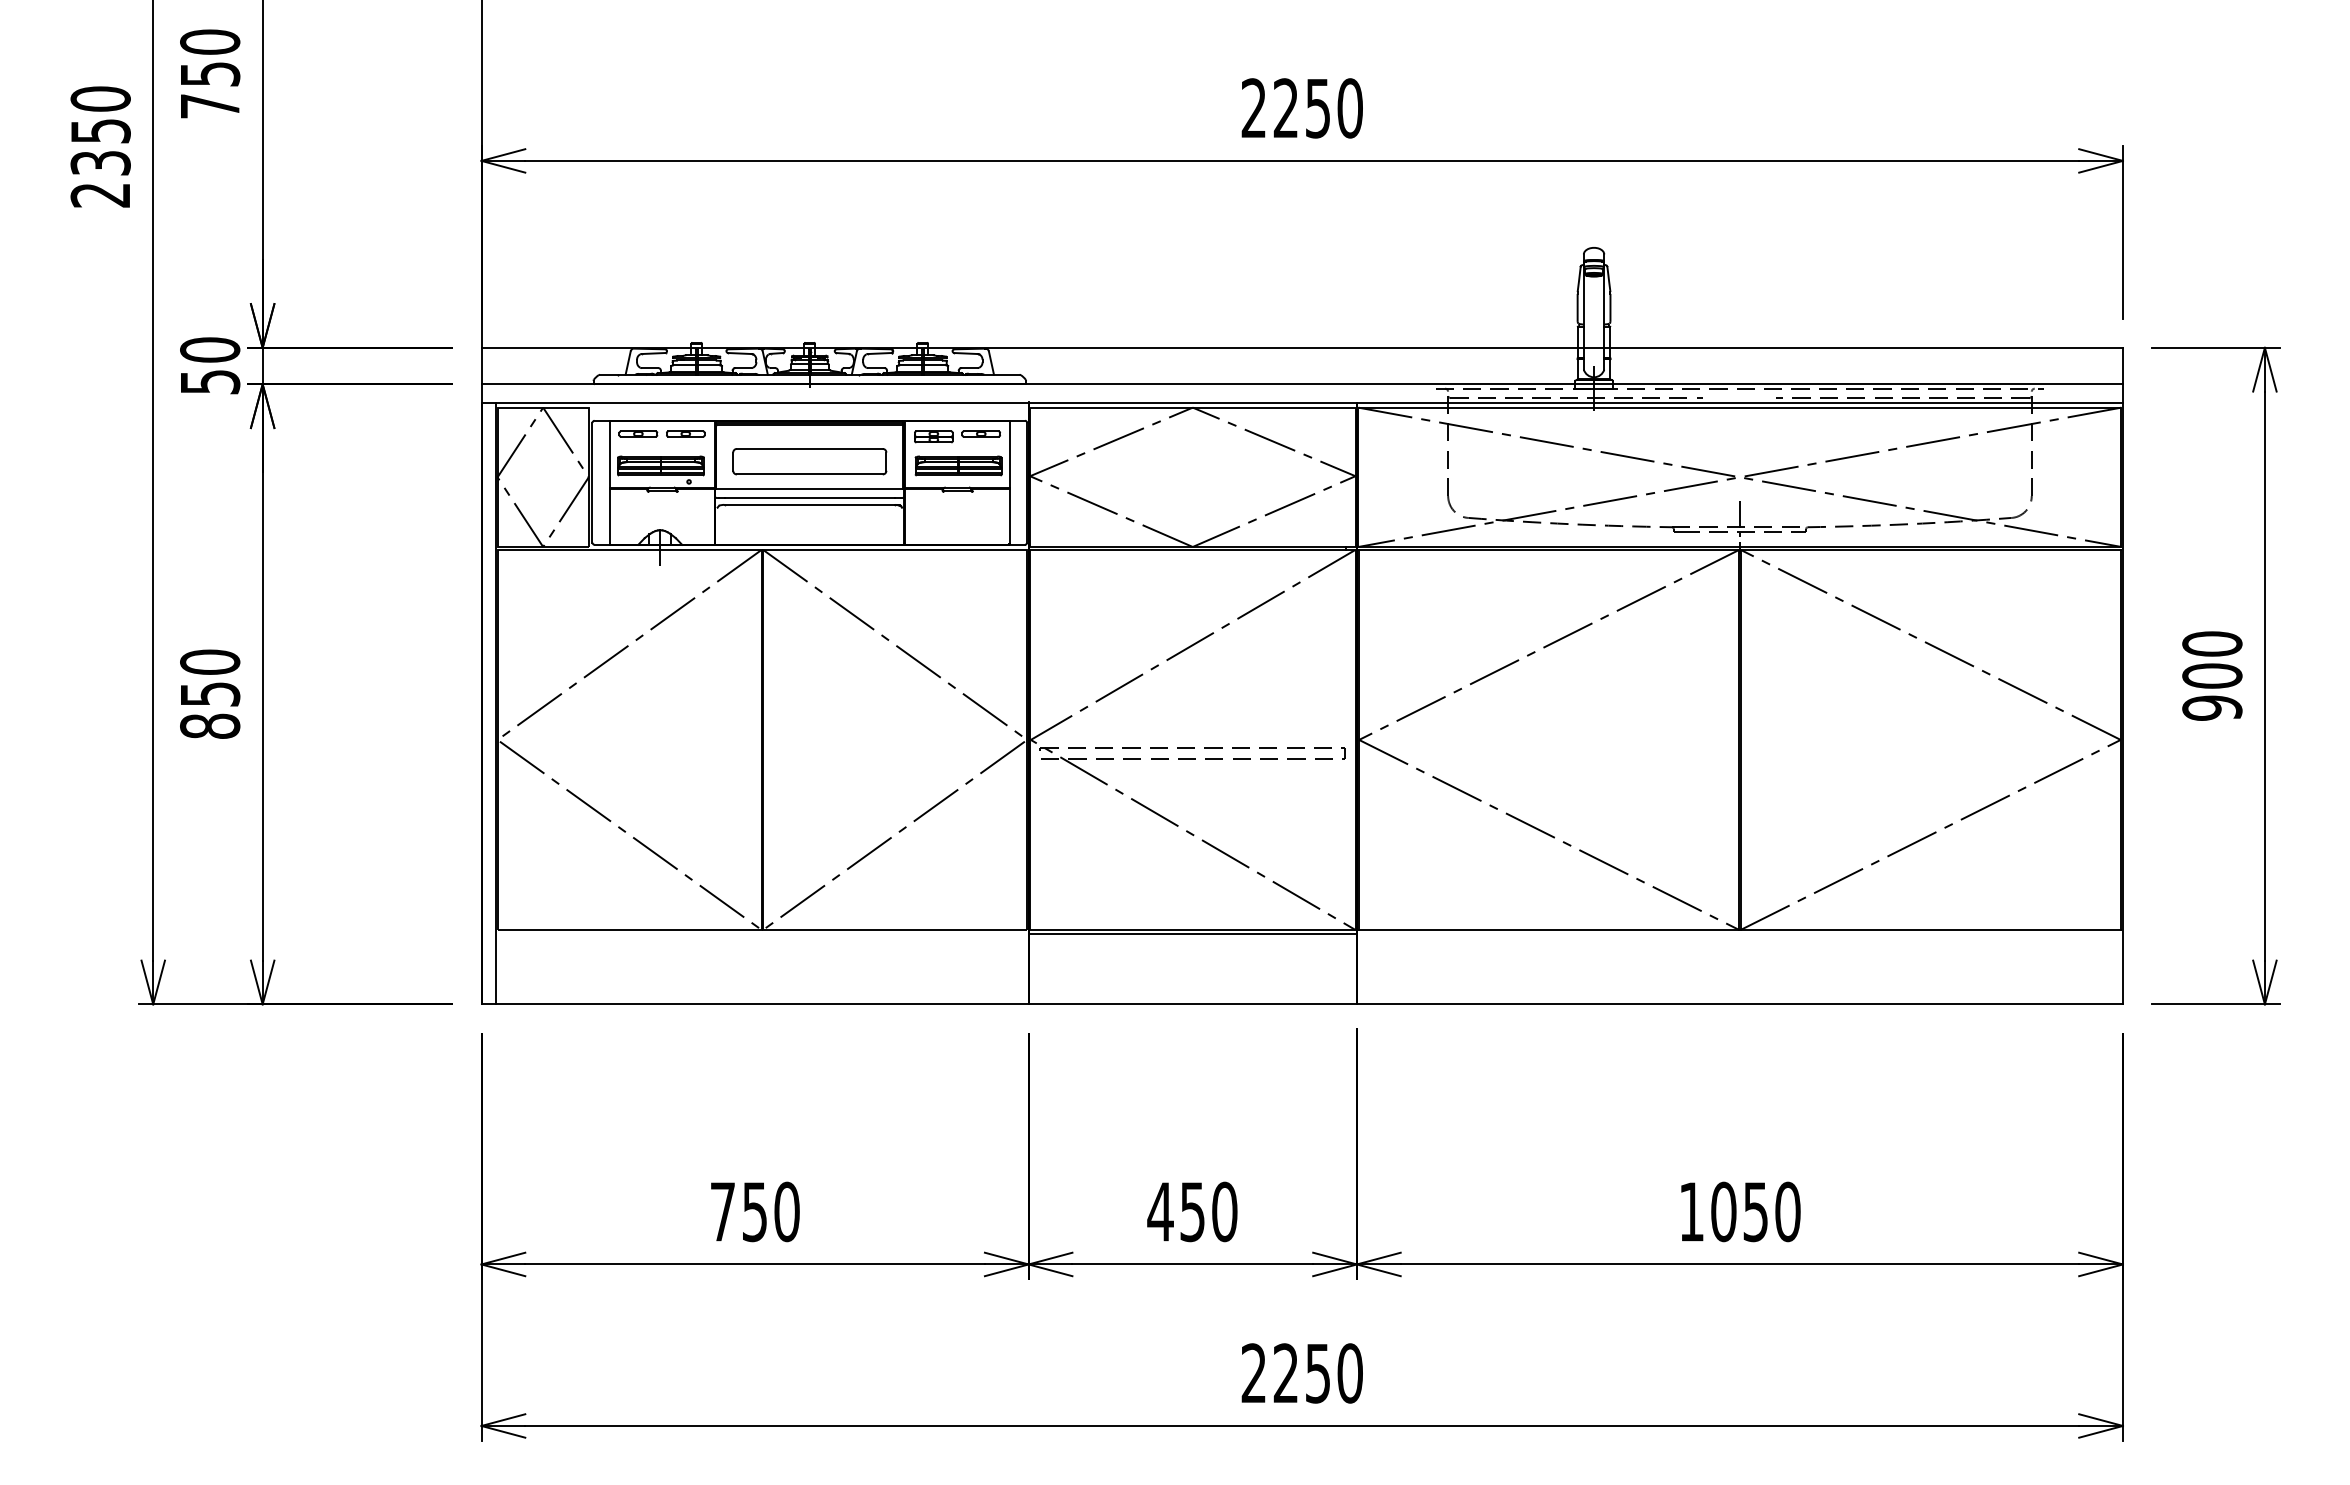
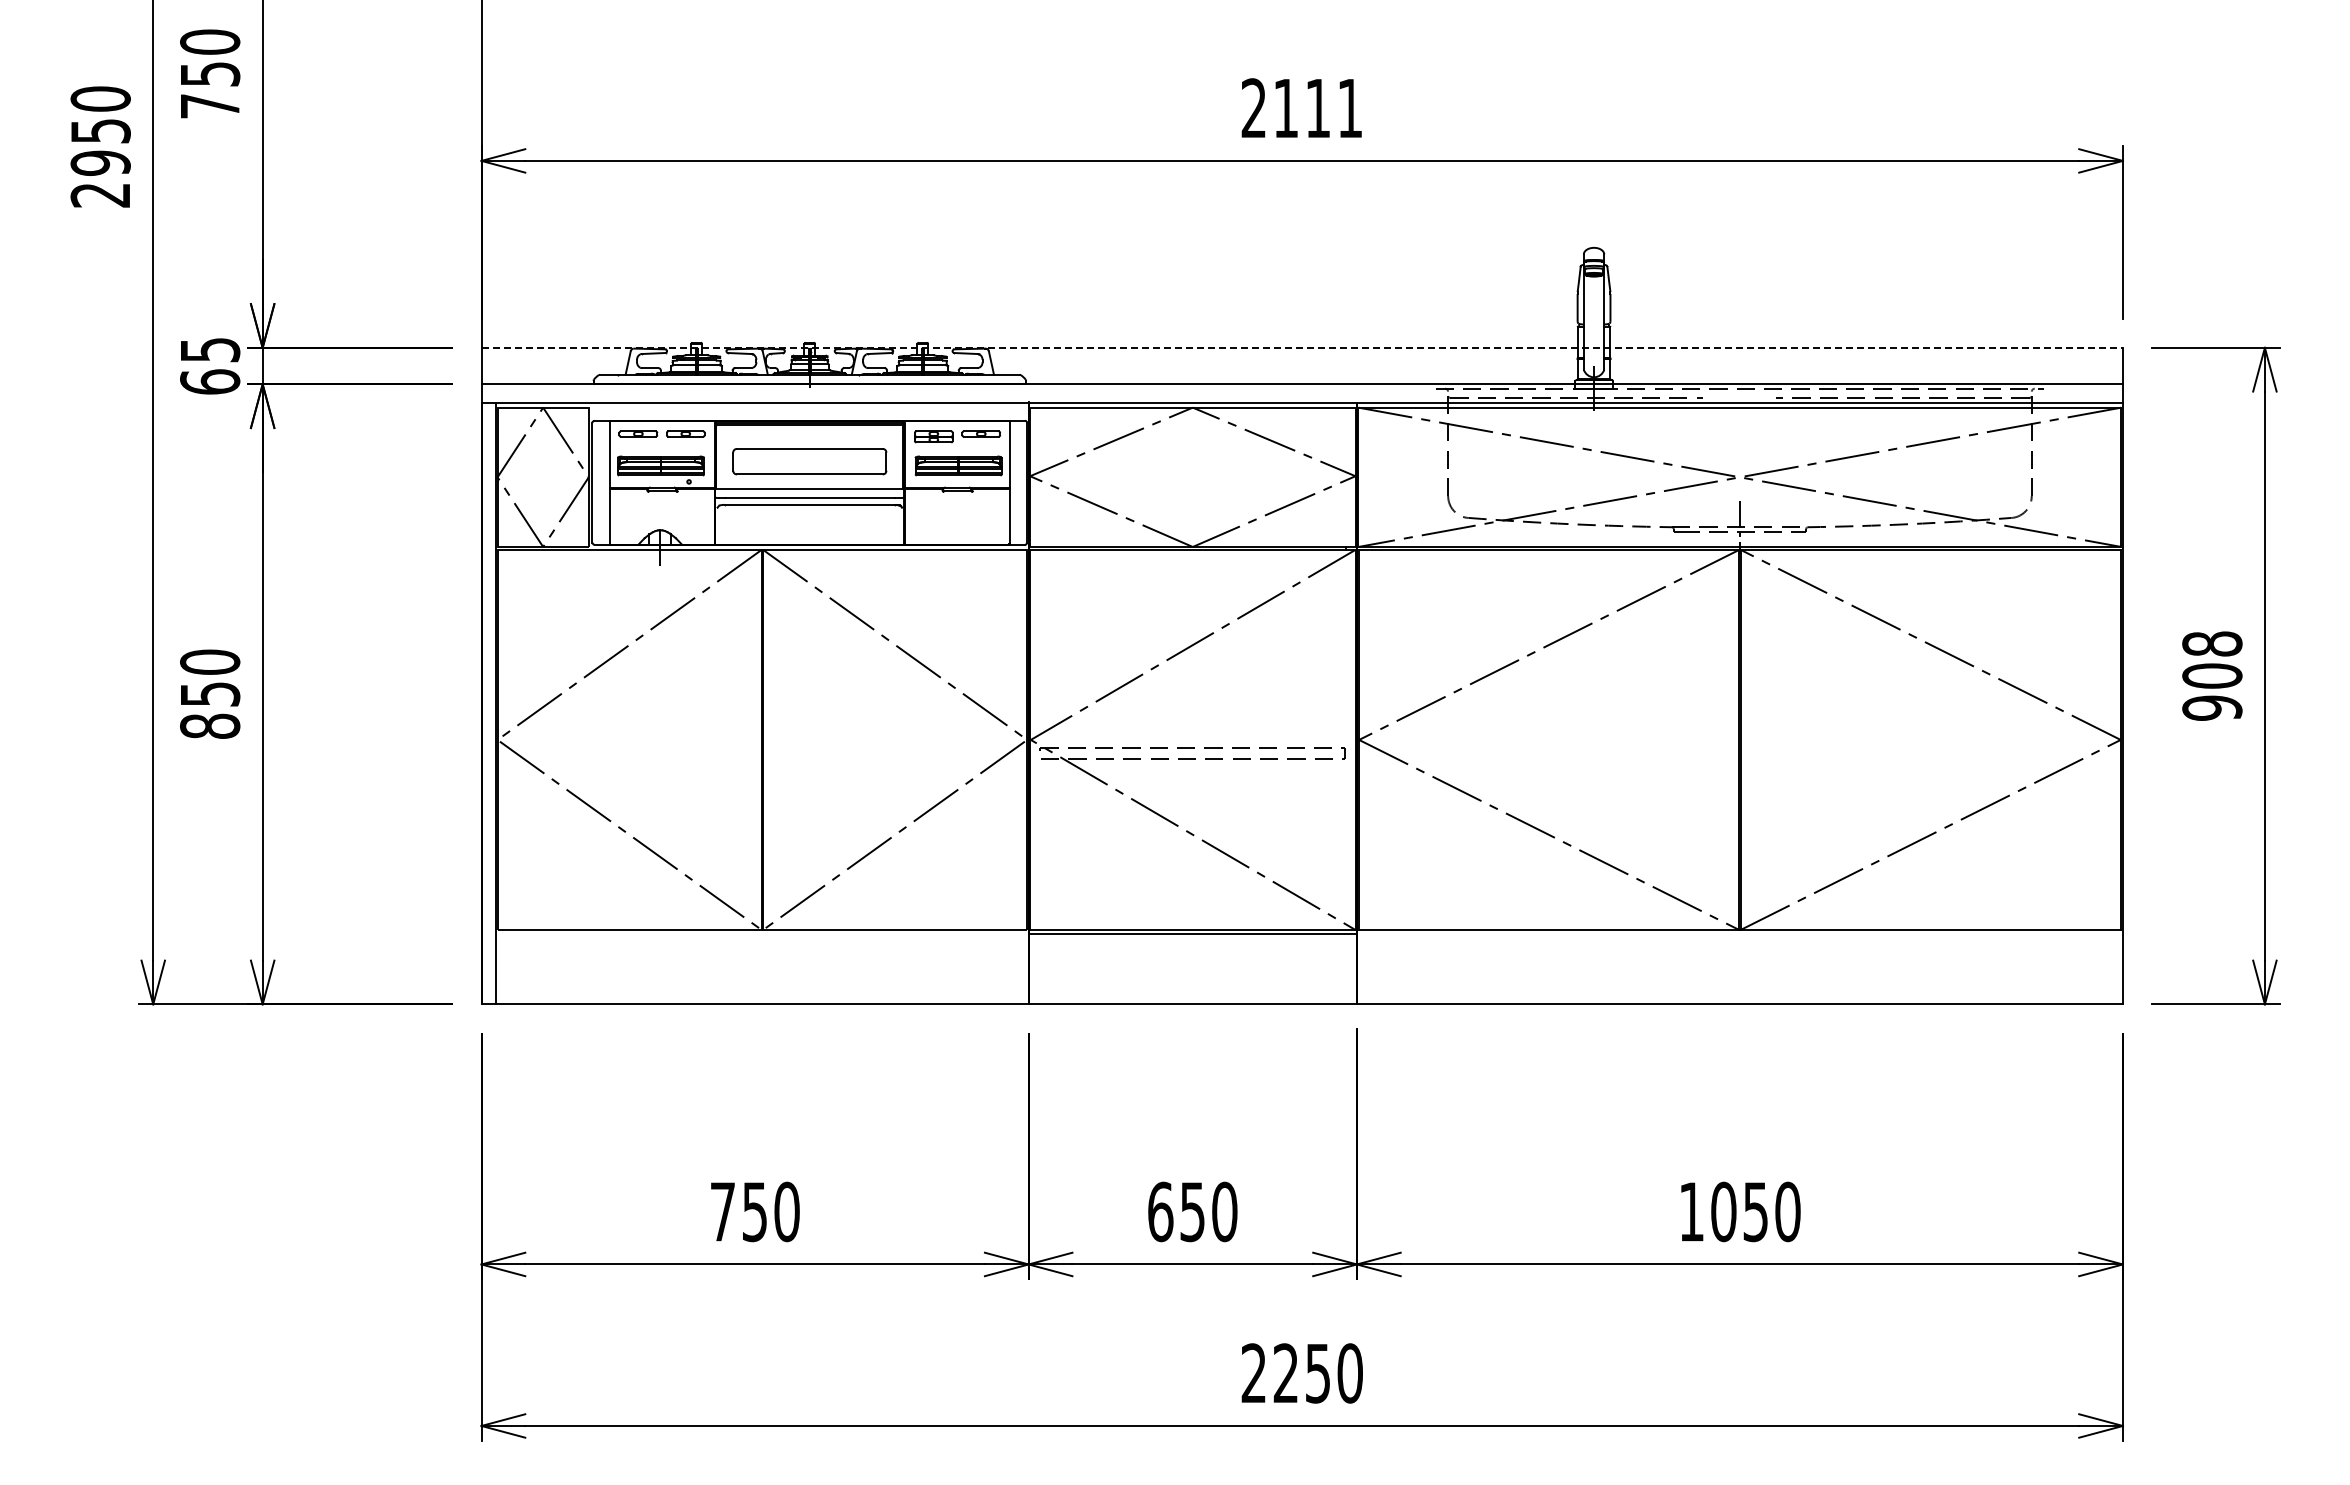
text: 2250 -> 2111 (1317, 108)
text: 2350 -> 2950 (100, 162)
line: solid -> dashed (1302, 347)
text: 50 -> 65 (210, 365)
text: 900 -> 908 (2212, 643)
text: 450 -> 650 (1160, 1211)
